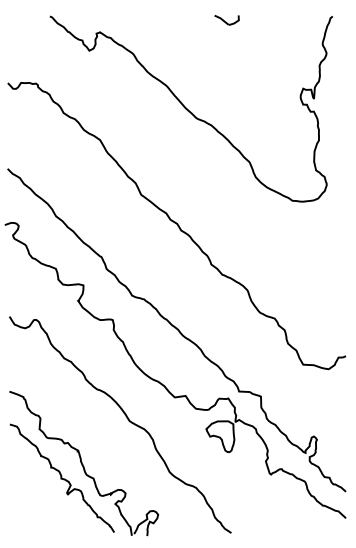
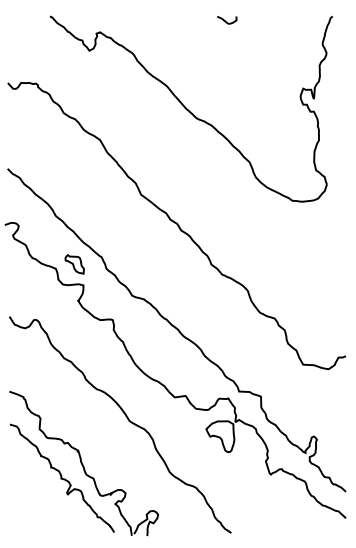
part size: 26x11 px -> 21x9 px (227, 20)
part: none -> present (74, 264)
